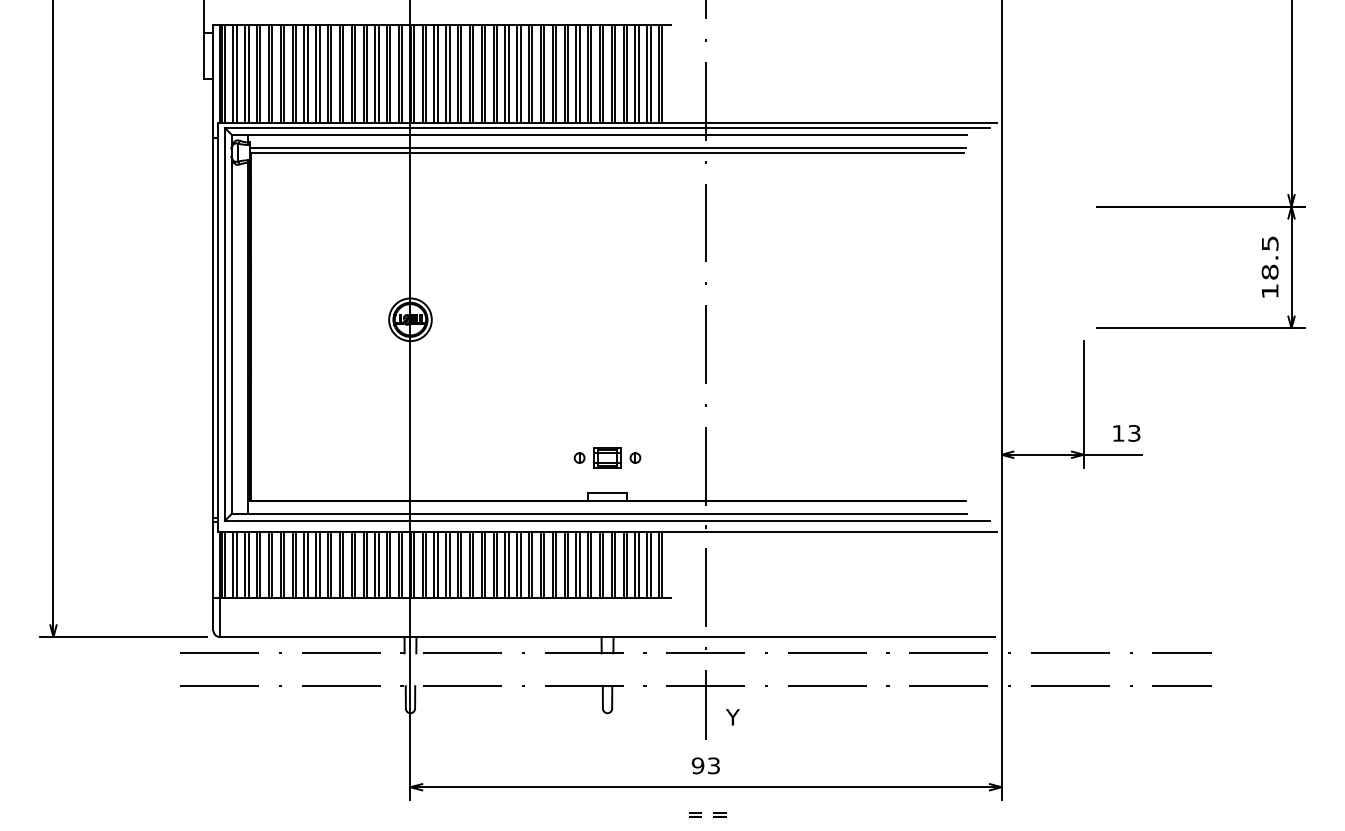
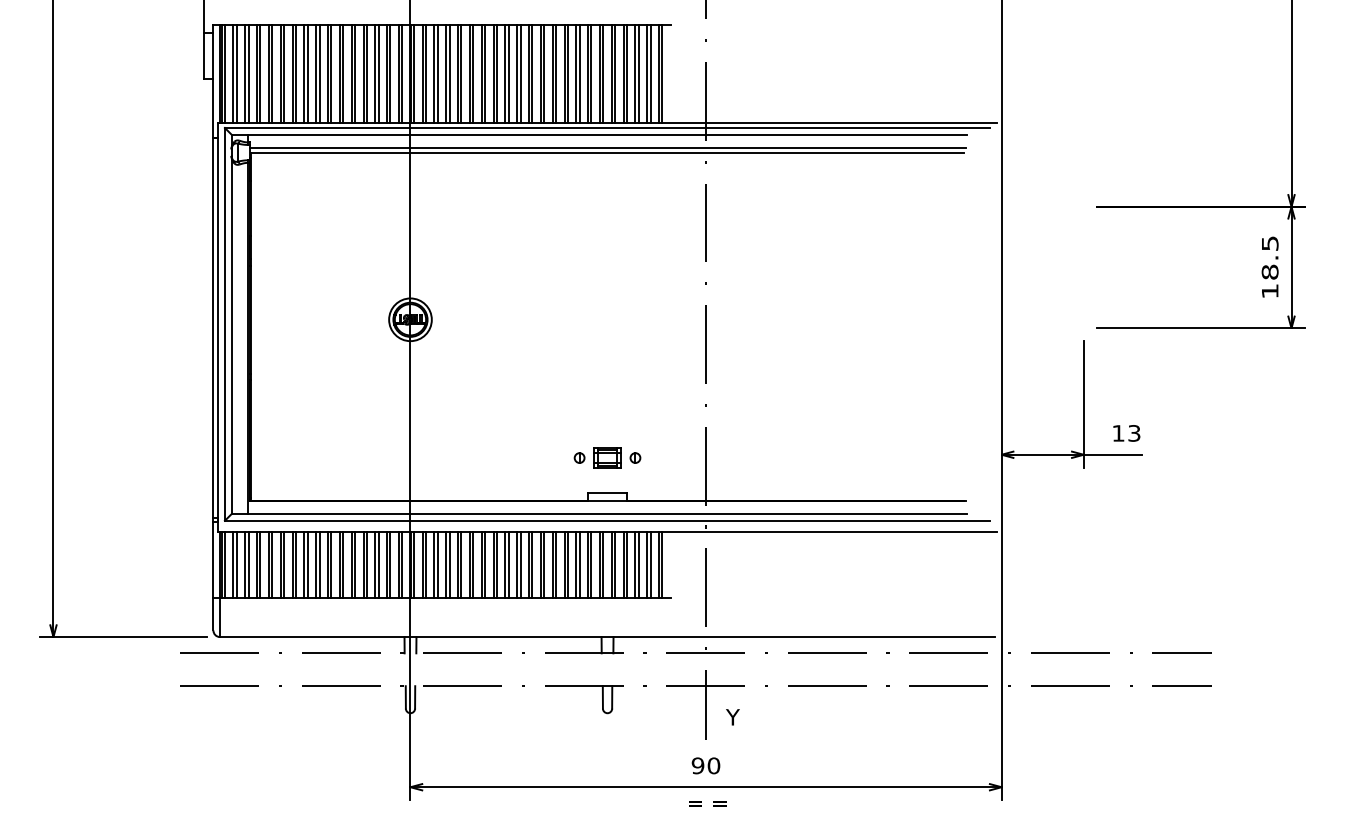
text: 93 -> 90 (713, 765)
text position: (707, 814) -> (707, 803) (707, 803)
